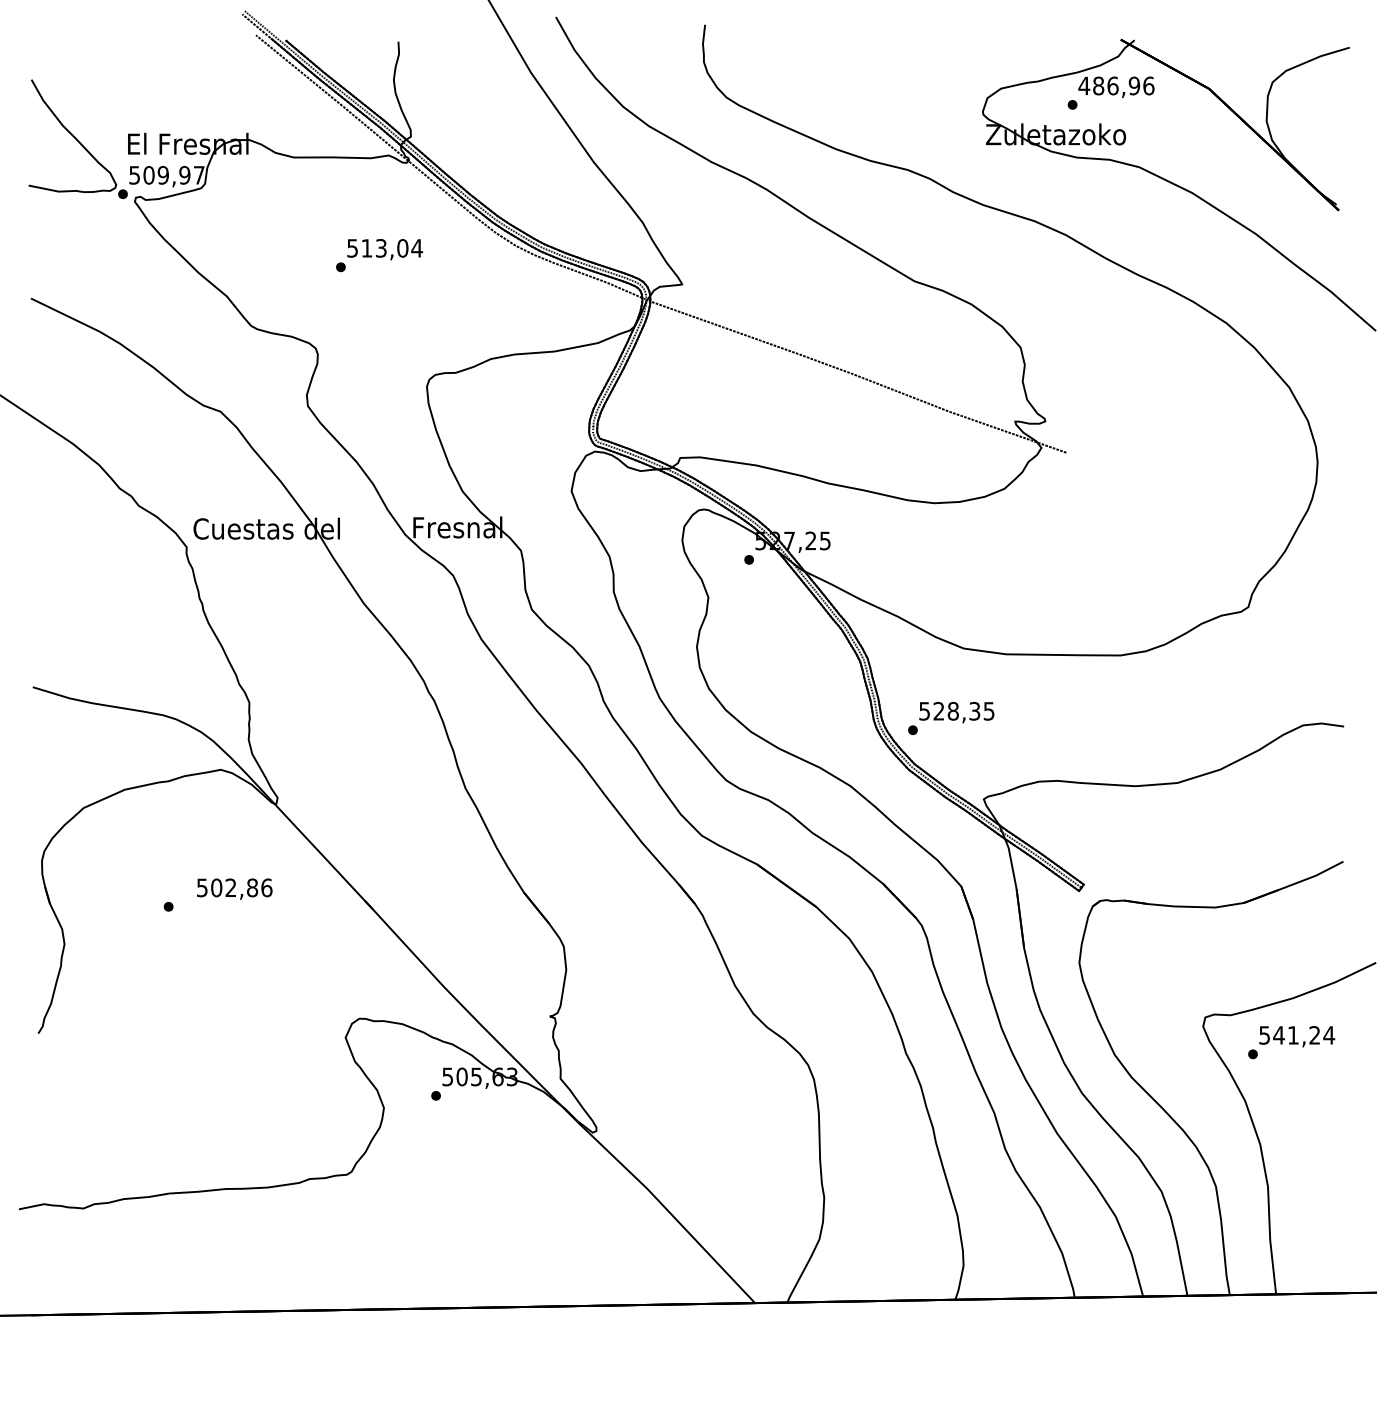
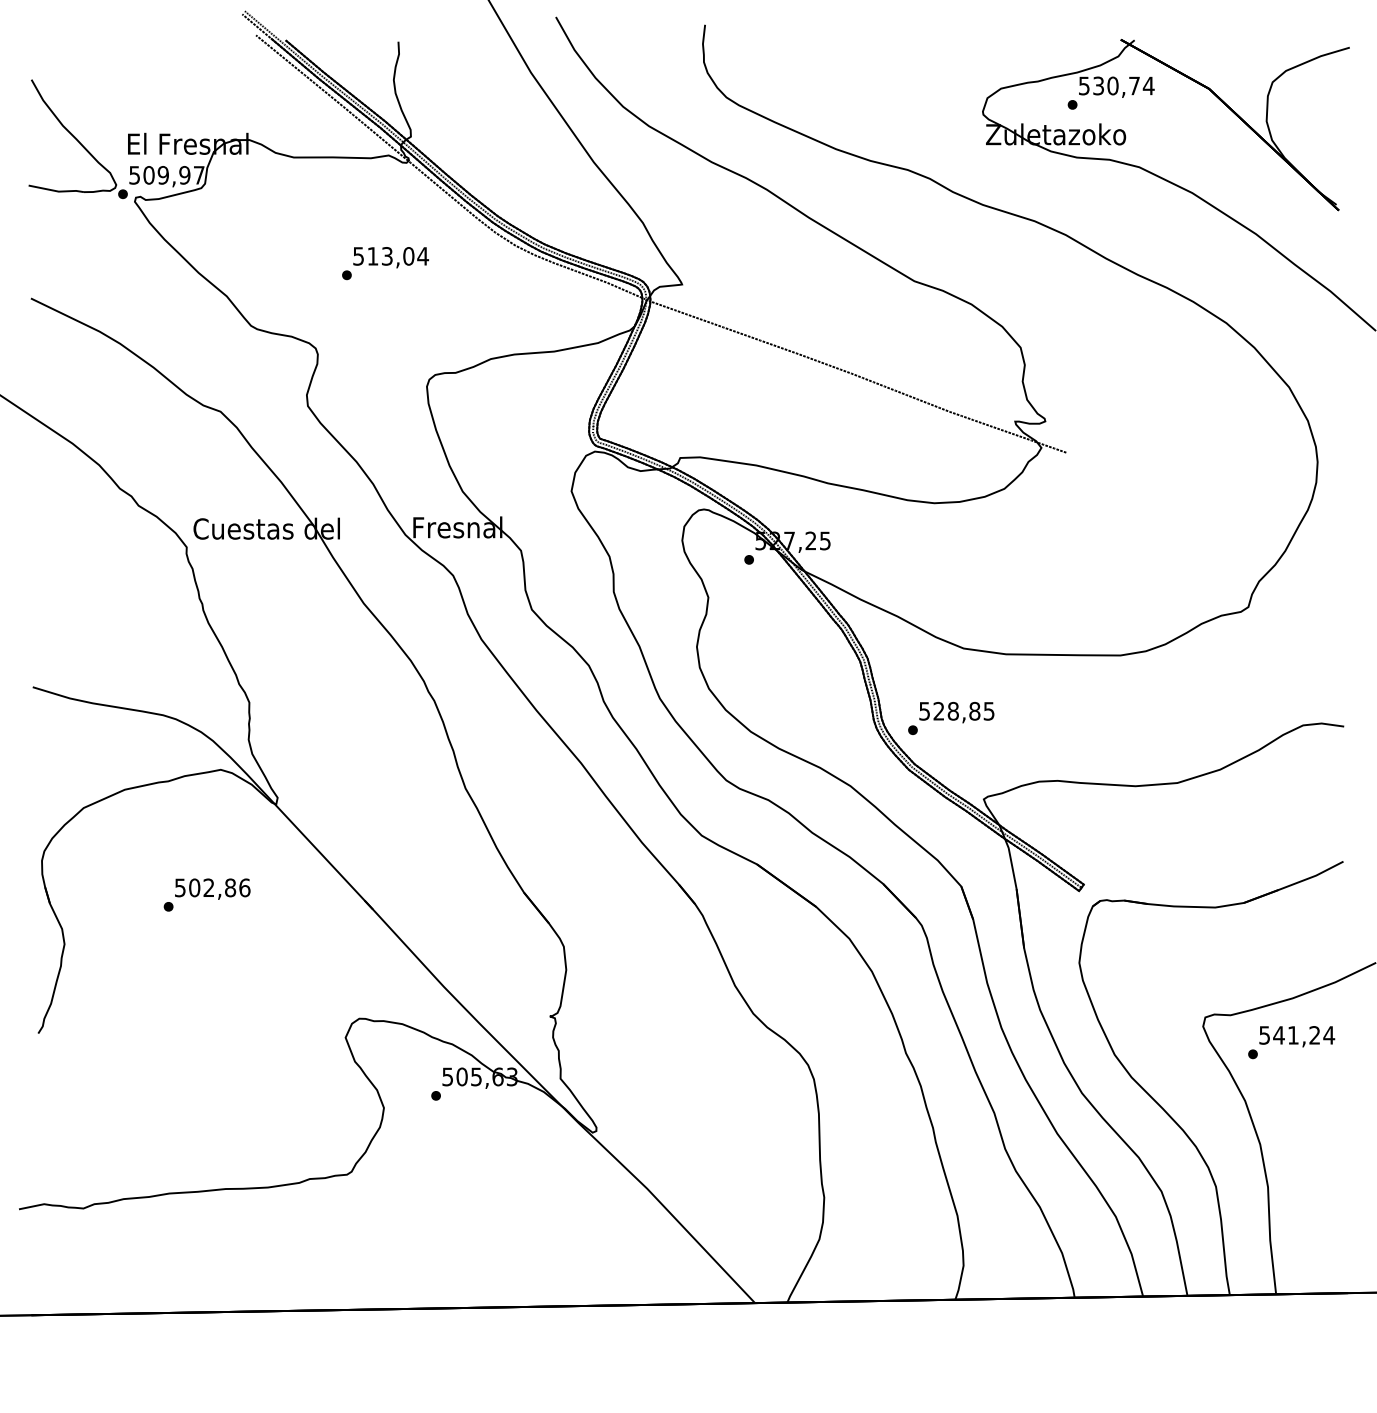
text: 486,96 -> 530,74 (1116, 85)
text position: (379, 255) -> (385, 263) (385, 263)
text: 528,35 -> 528,85 (974, 711)
text position: (234, 888) -> (212, 888) (212, 888)
